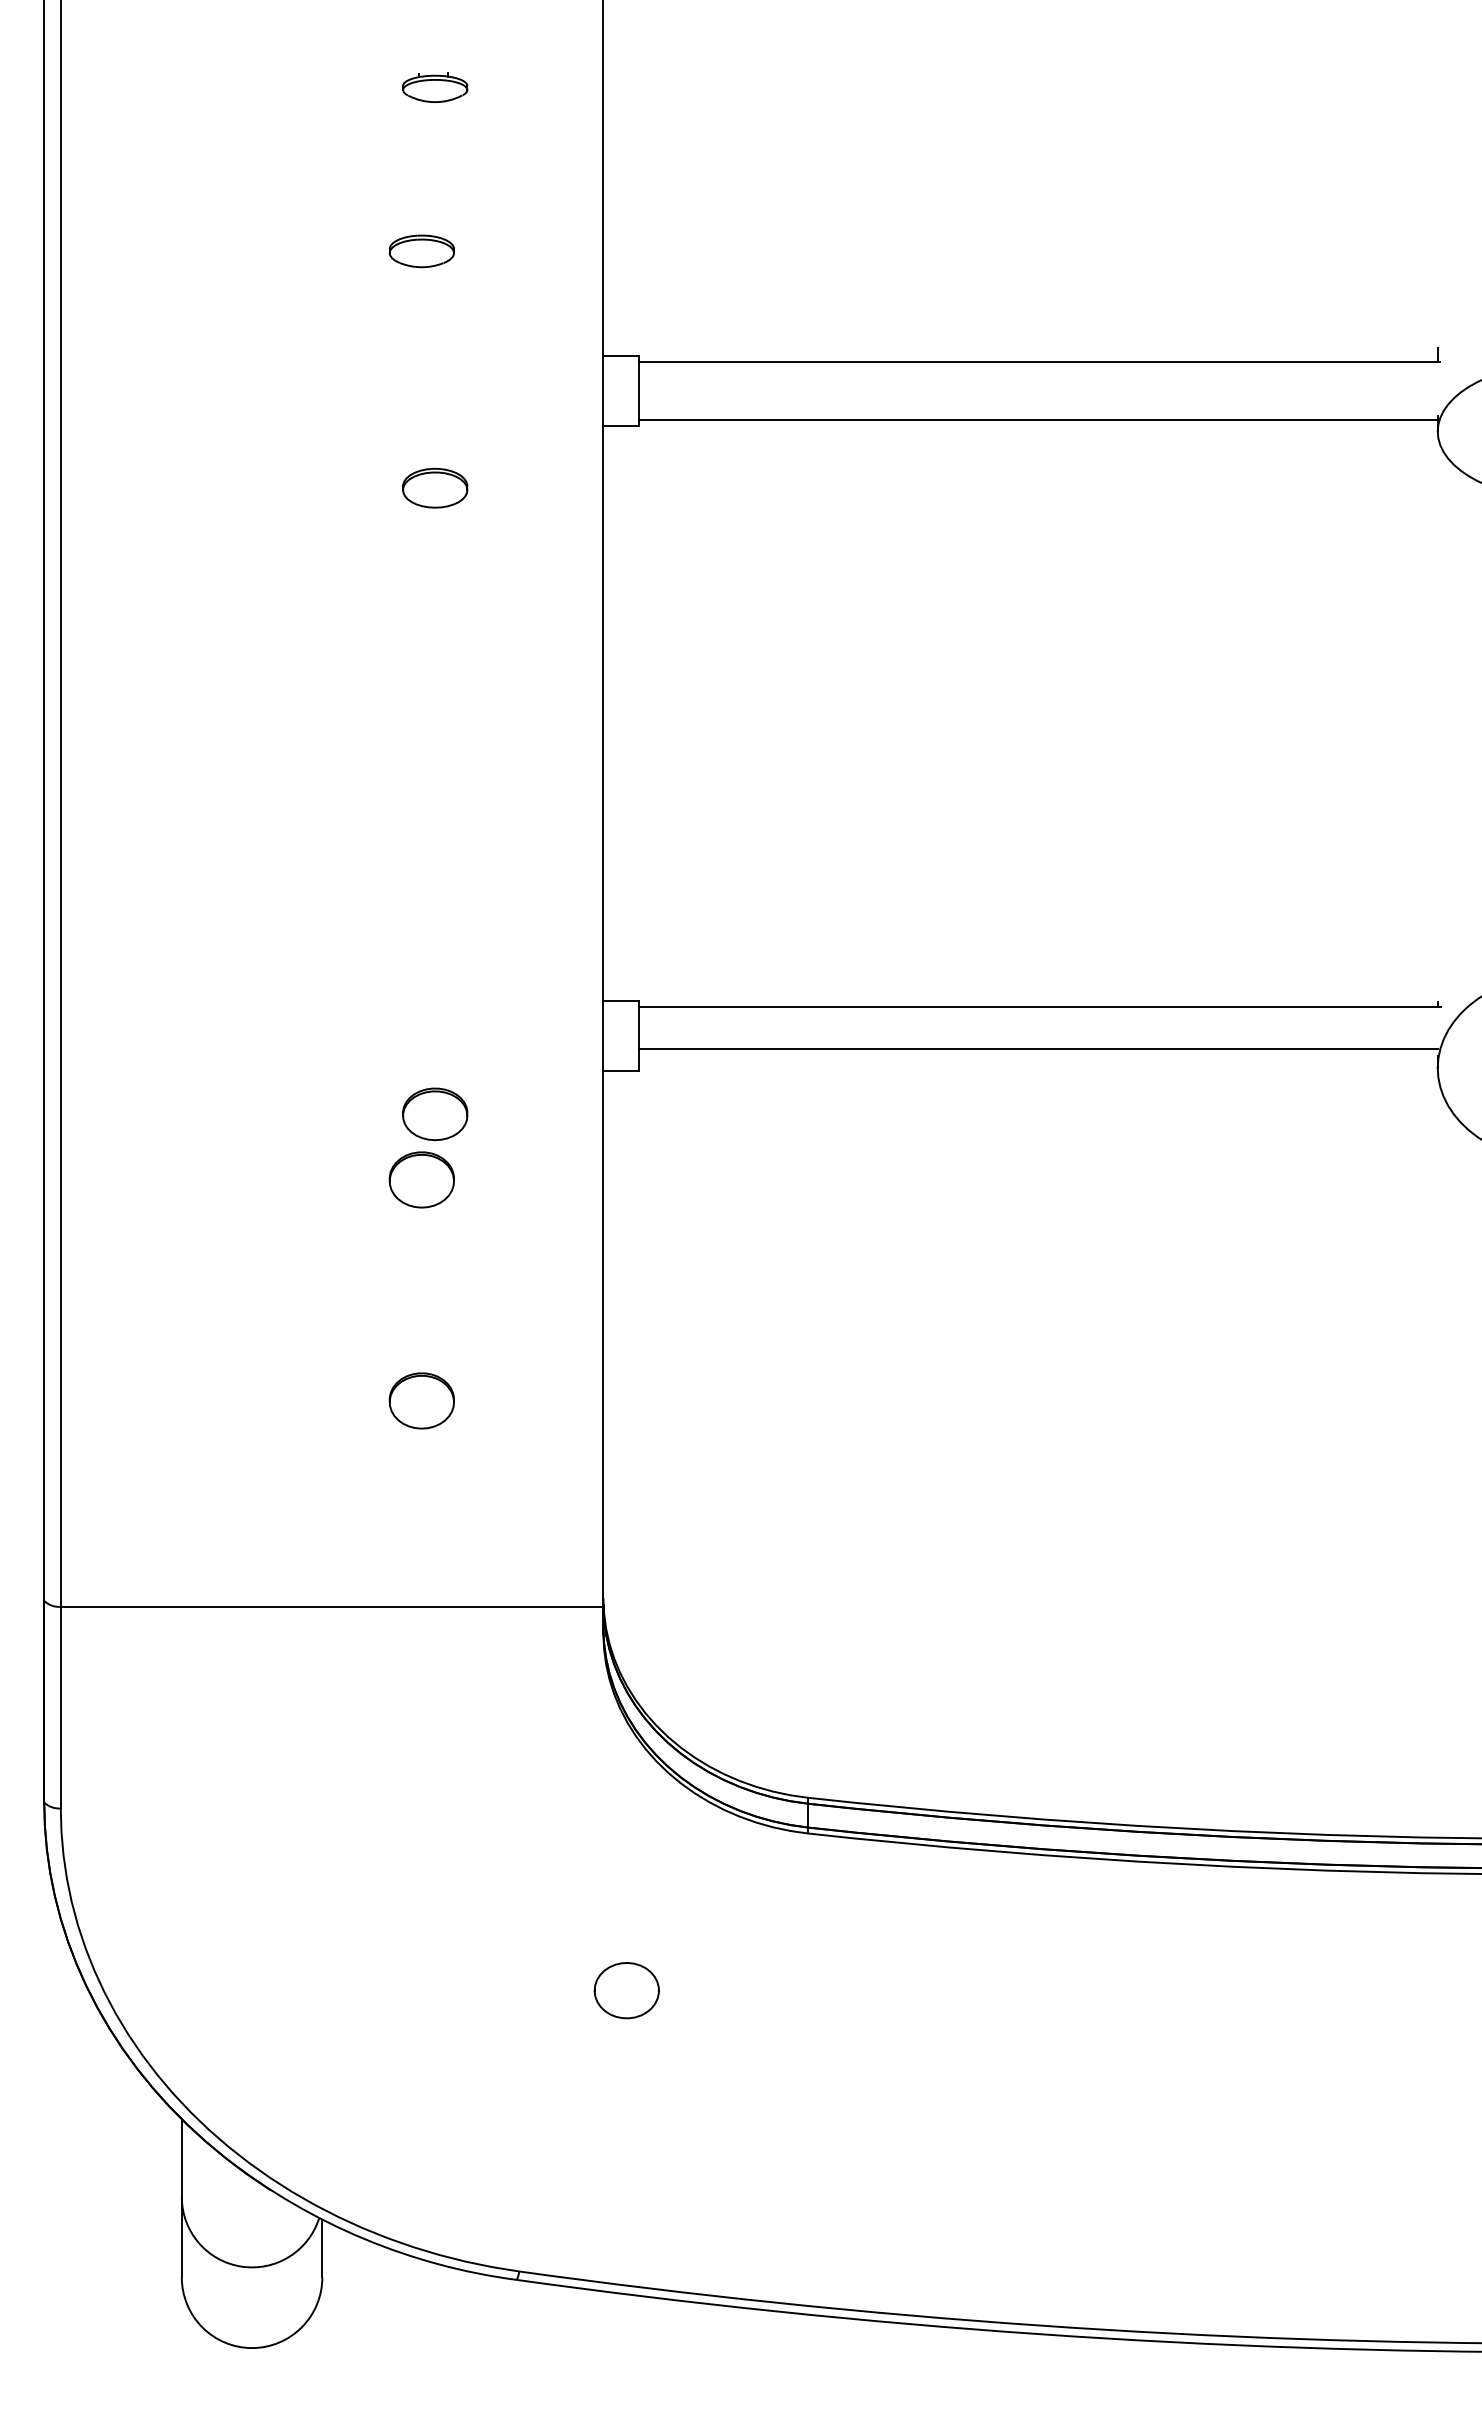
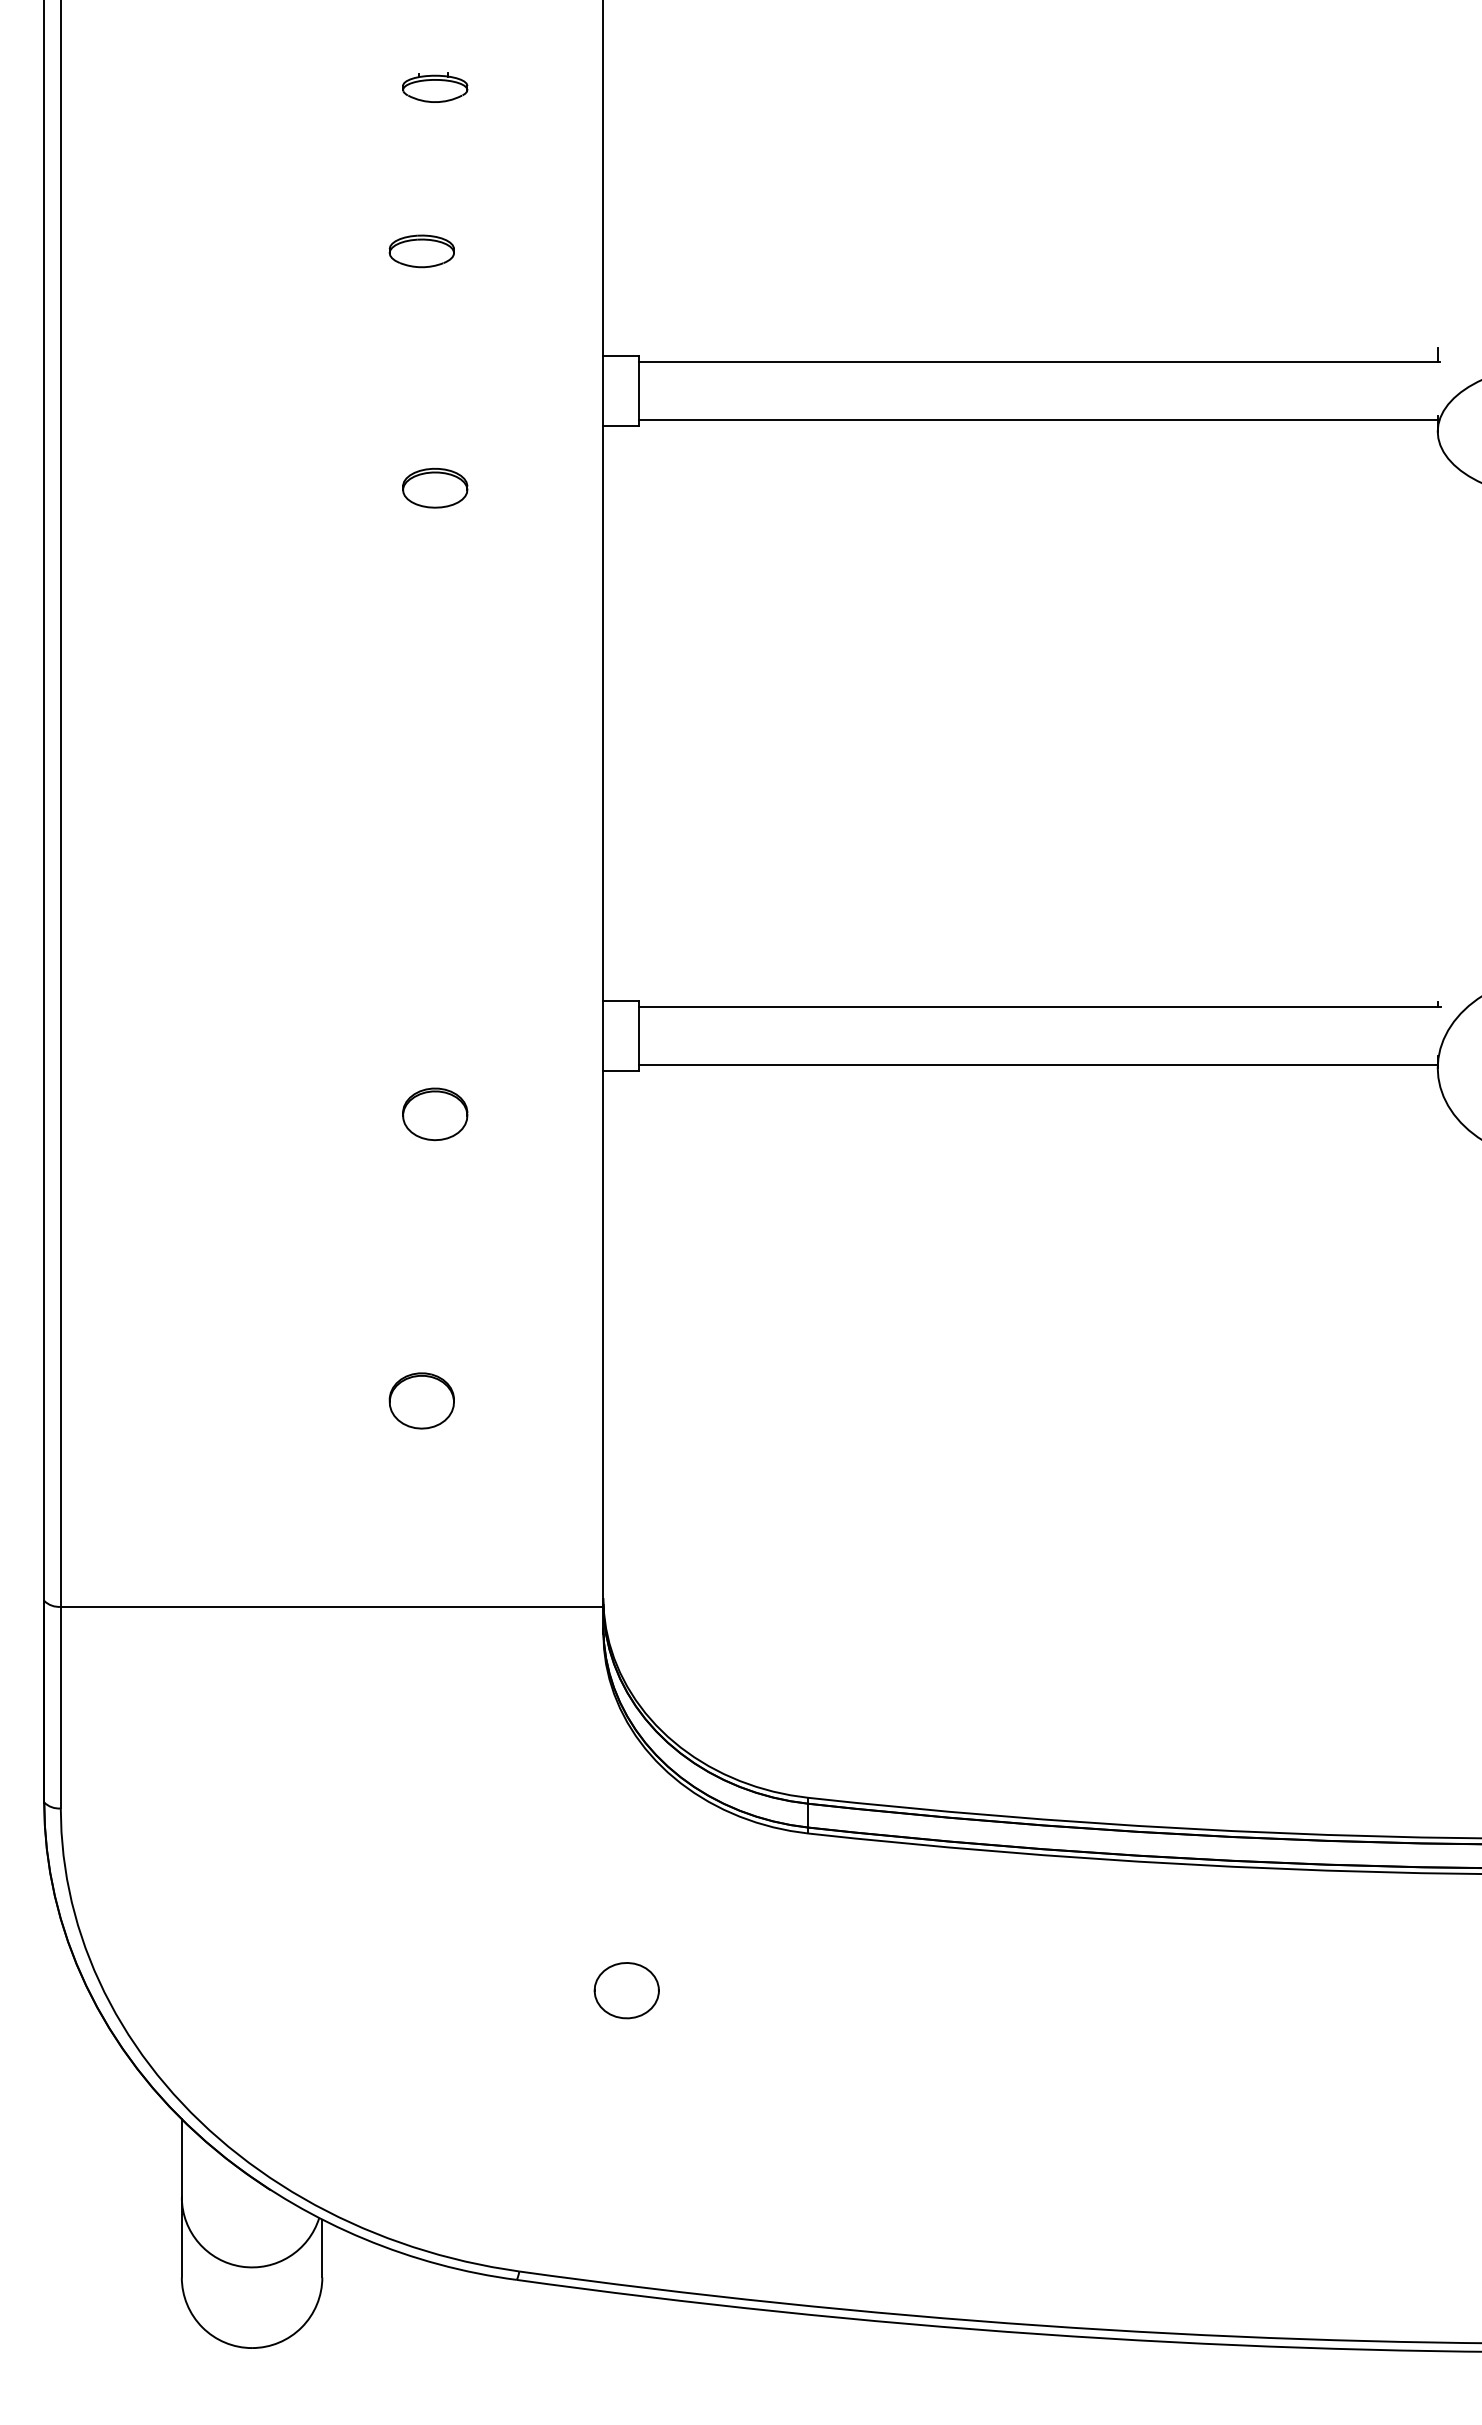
line position: (1037, 1049) -> (1037, 1065) (1037, 1065)
part: present -> none (421, 1179)
